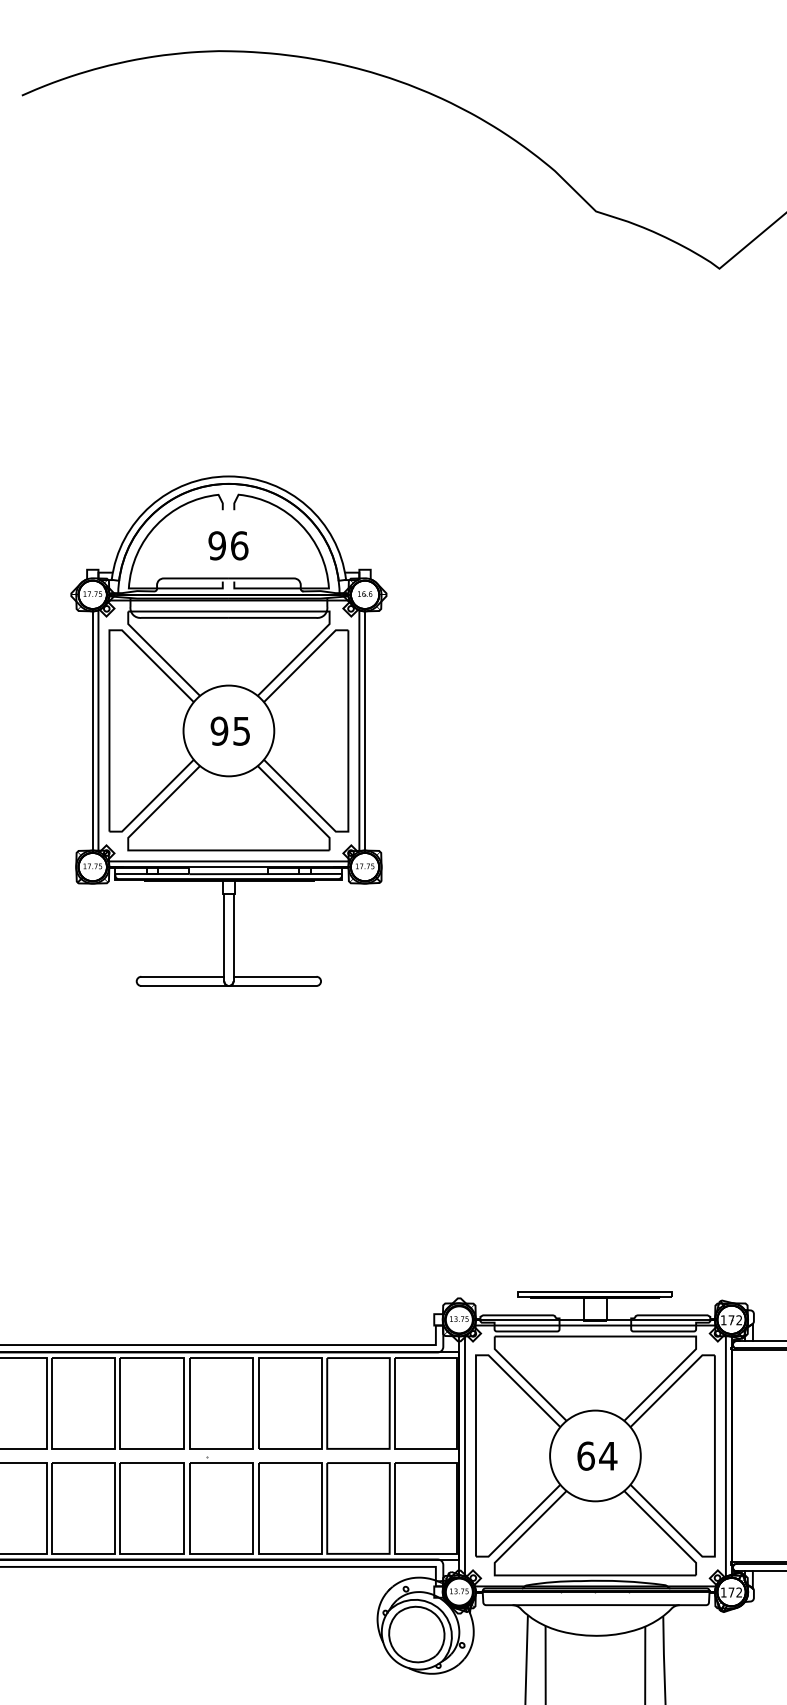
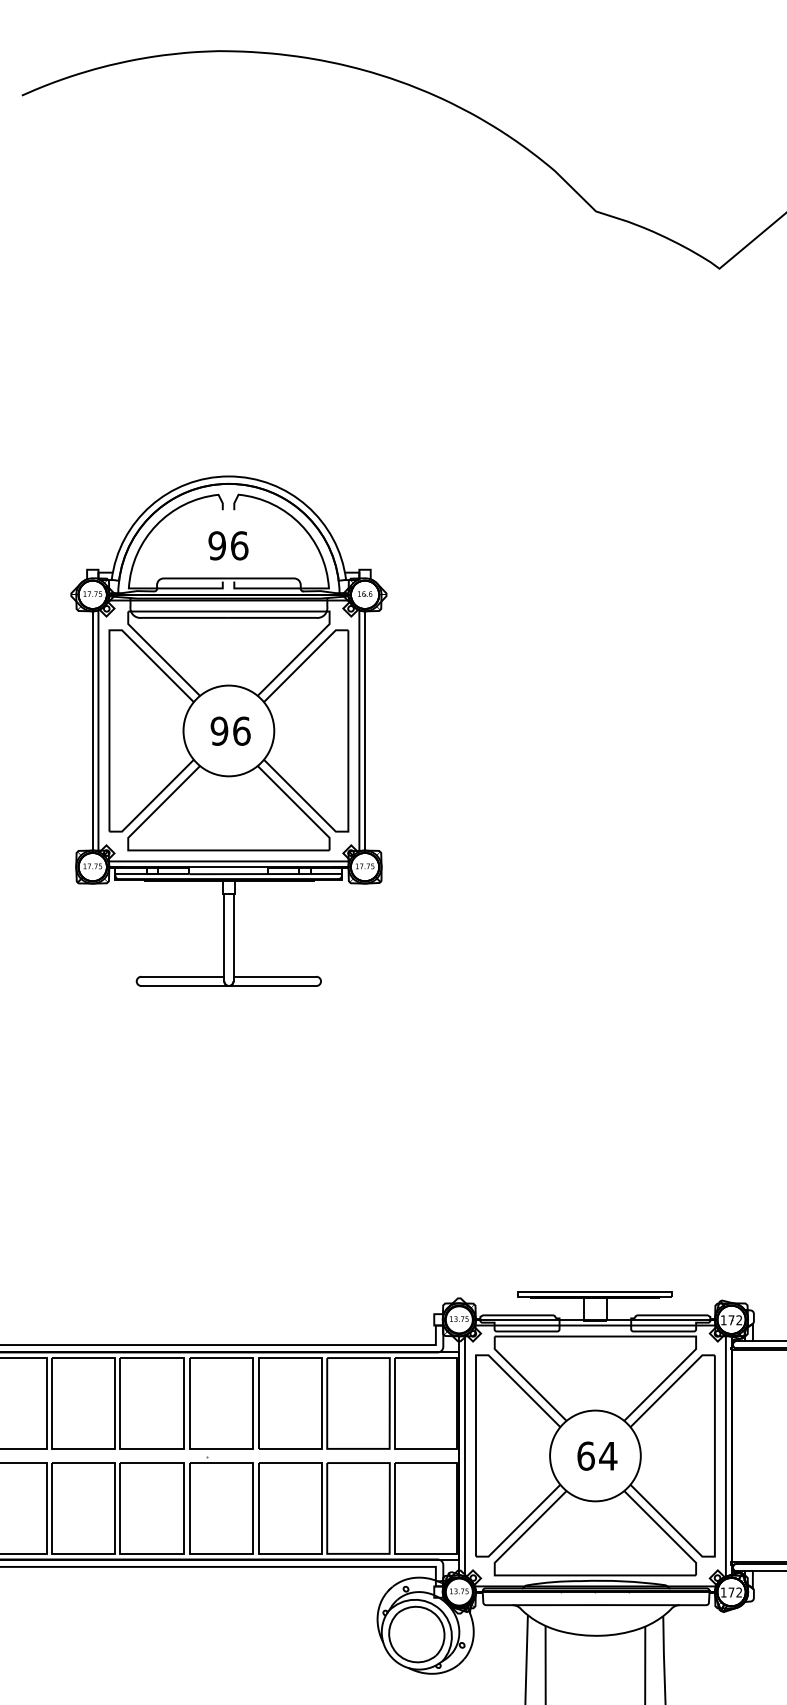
text: 95 -> 96 (241, 730)
